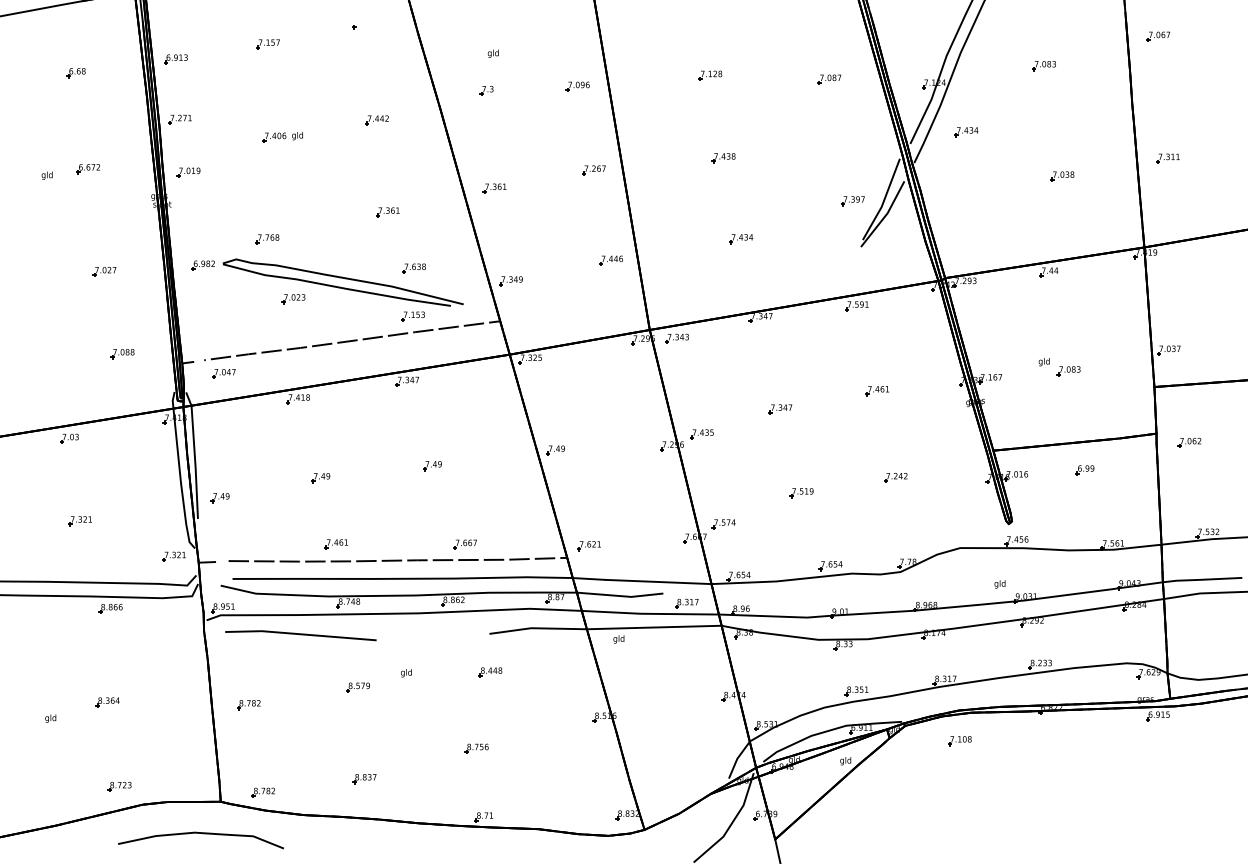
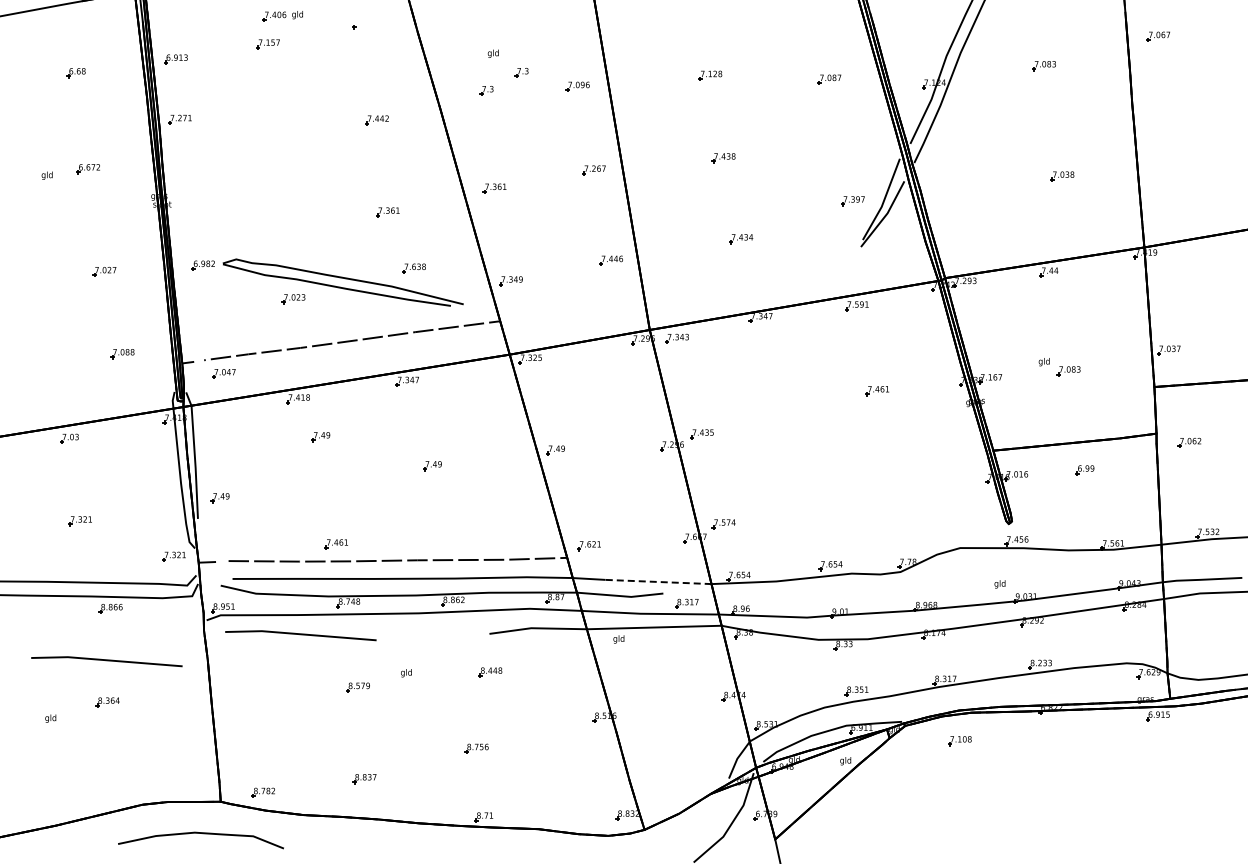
part: none -> present (521, 72)
part: present -> none (966, 132)
part position: (282, 137) -> (282, 16) (282, 16)
part: present -> none (1167, 158)
part: present -> none (188, 172)
part: present -> none (267, 239)
part: present -> none (412, 316)
part: present -> none (780, 409)
part: present -> none (895, 477)
part position: (320, 478) -> (320, 437) (320, 437)
part: present -> none (801, 493)
part: present -> none (464, 544)
line: solid -> dashed (658, 581)
line: none -> present (106, 661)
part: present -> none (248, 705)
part: present -> none (119, 786)
